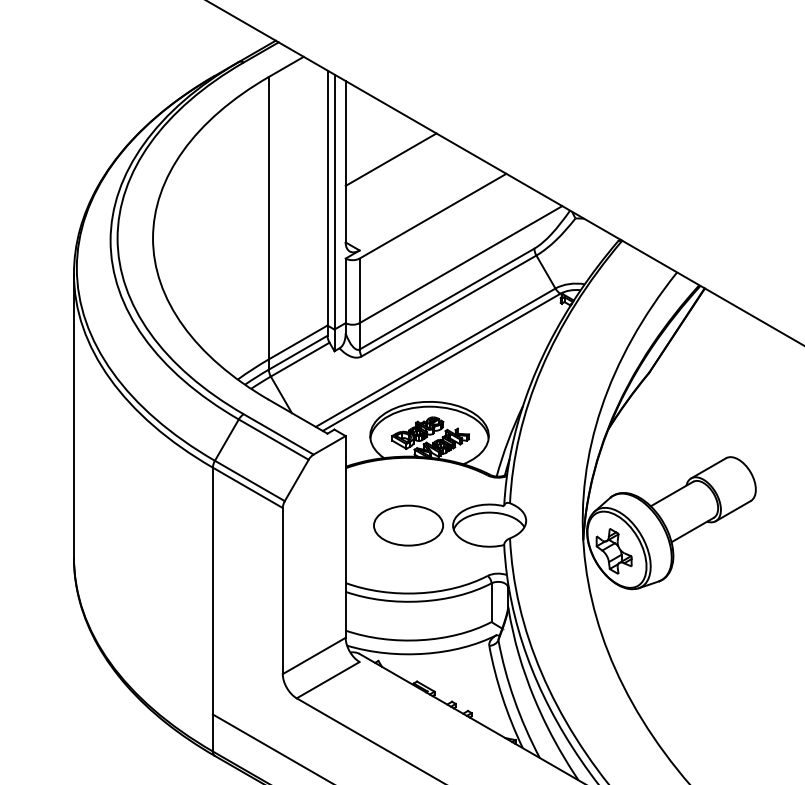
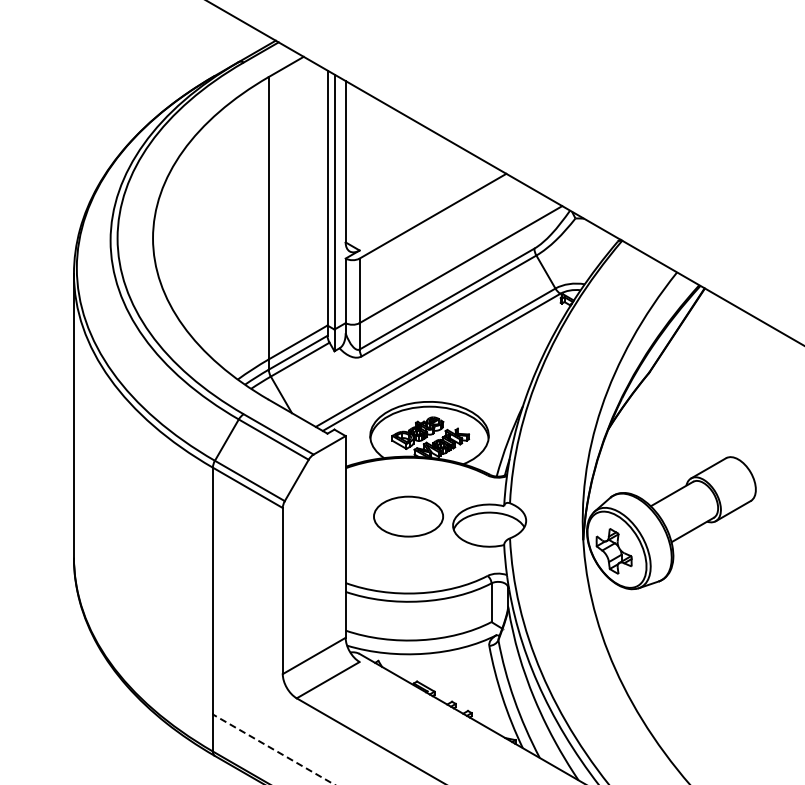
line: present -> none (390, 159)
part position: (408, 525) -> (408, 516) (408, 516)
line: solid -> dashed (273, 749)
